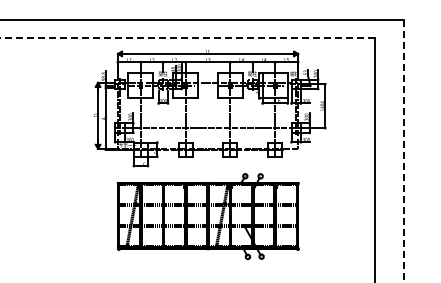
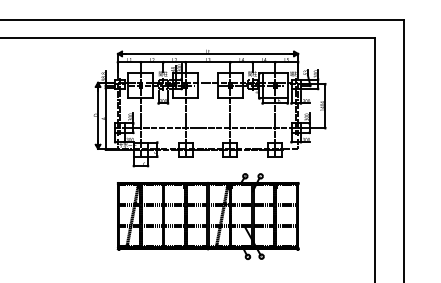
line: dashed -> solid (187, 38)
line: dashed -> solid (403, 150)
